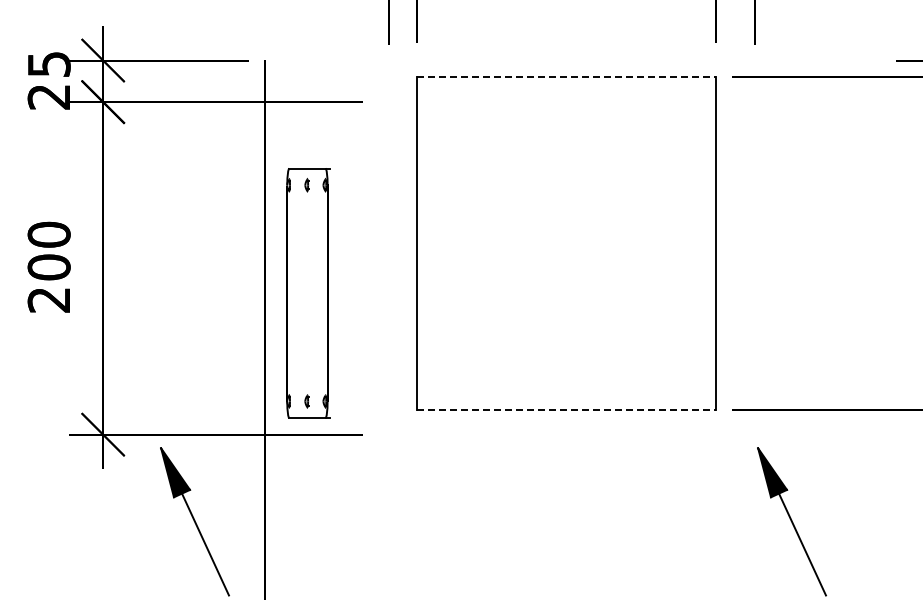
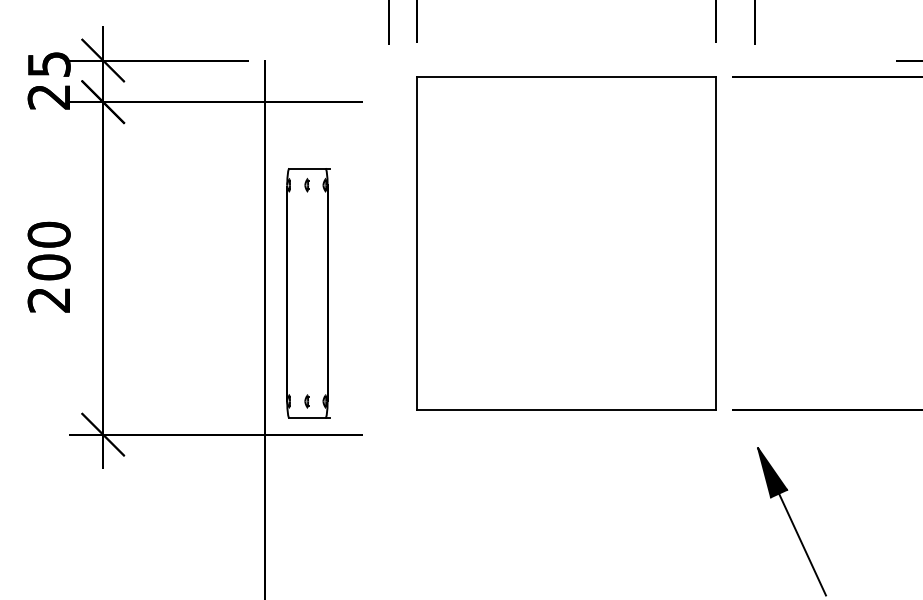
line: dashed -> solid (566, 77)
line: dashed -> solid (566, 409)
part: present -> none (194, 521)
